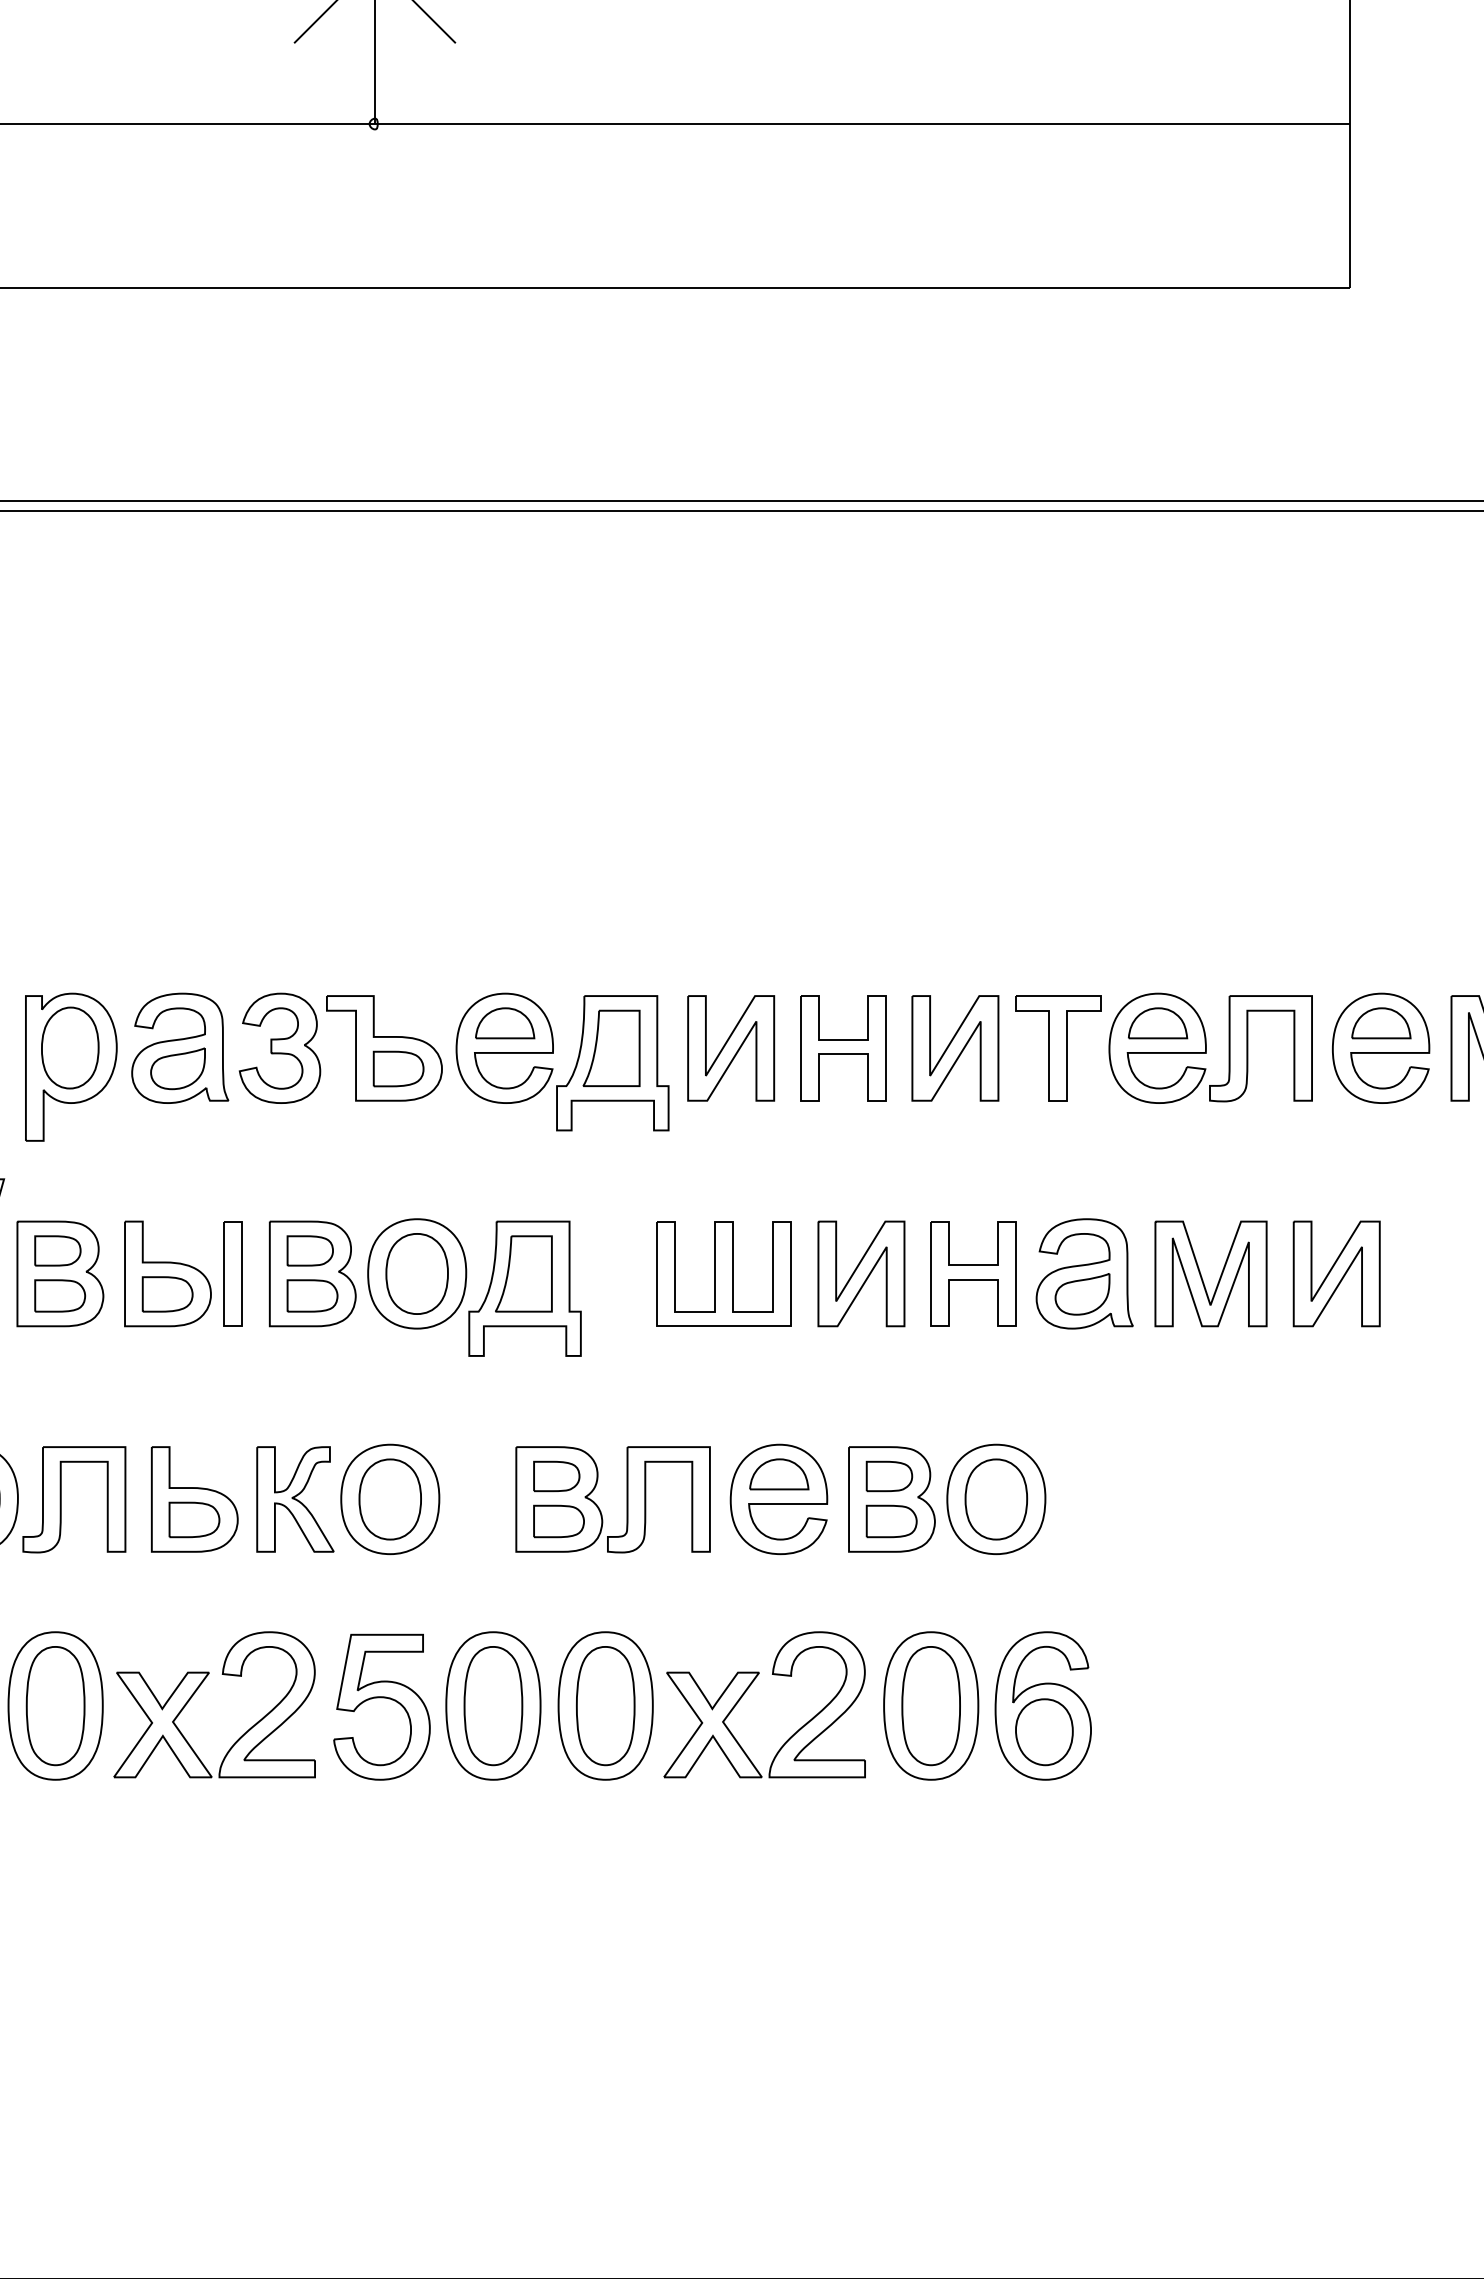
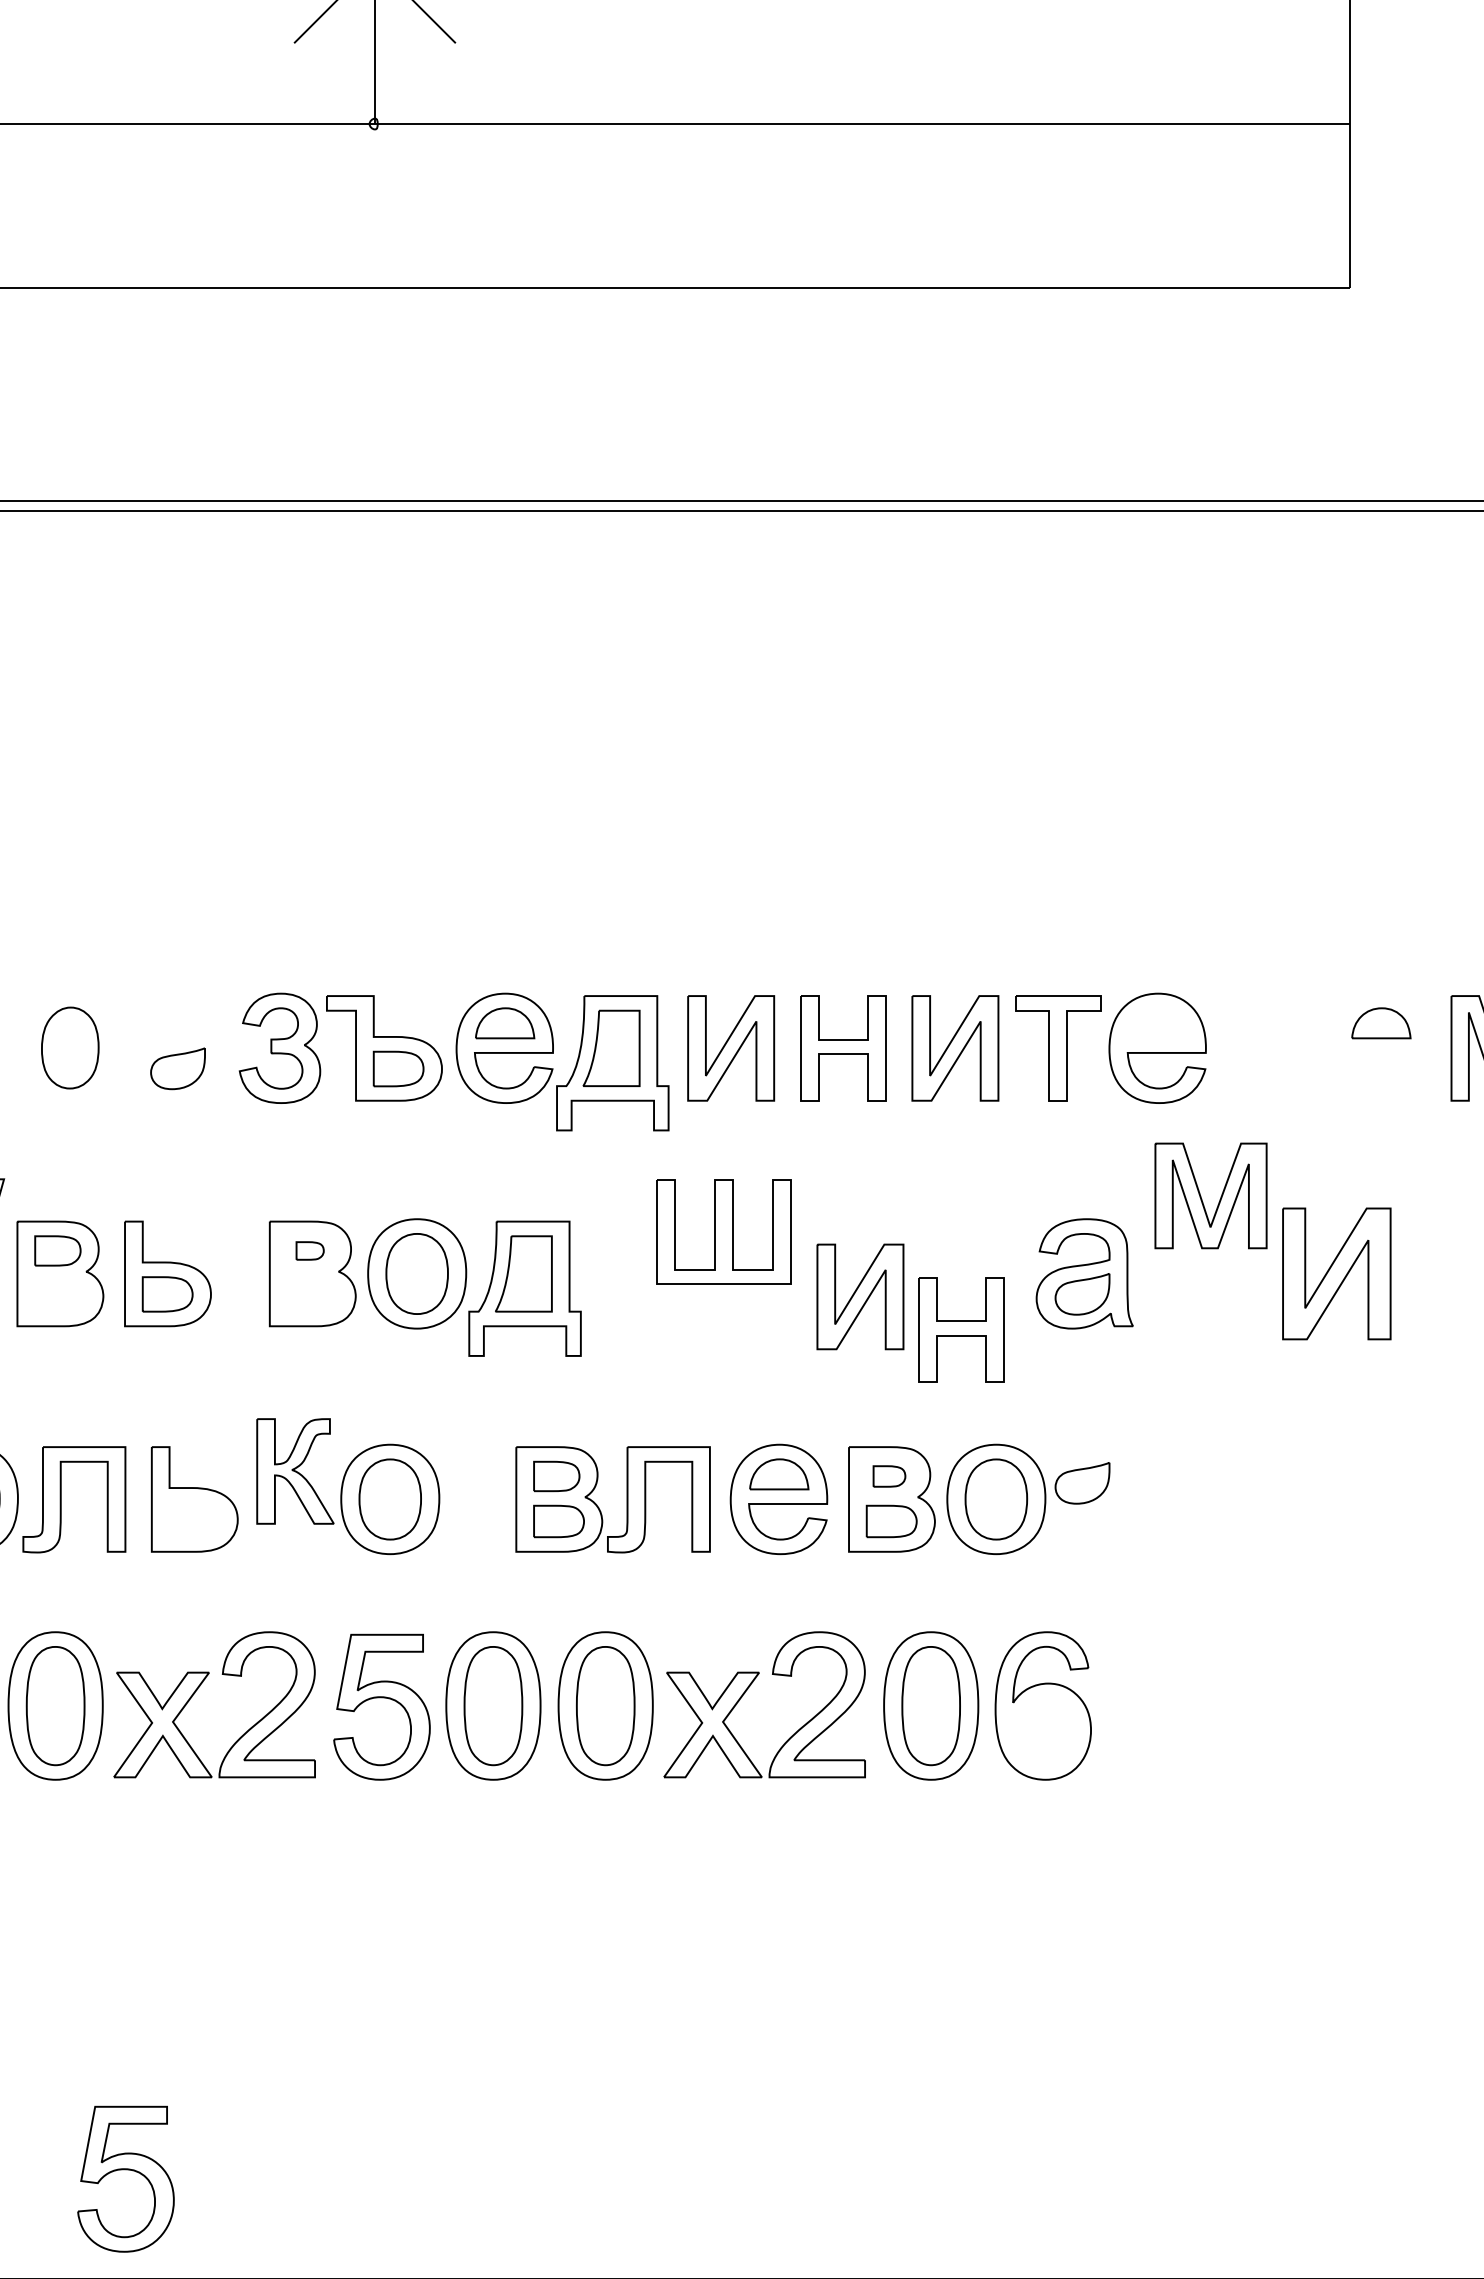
part: present -> none (1158, 1023)
part: present -> none (180, 1047)
part: present -> none (1381, 1047)
part: present -> none (1248, 1048)
part: present -> none (71, 1066)
part size: 48x32 px -> 30x20 px (309, 1250)
part: present -> none (232, 1273)
part position: (723, 1273) -> (723, 1231) (723, 1231)
part position: (861, 1273) -> (860, 1296) (860, 1296)
part position: (973, 1273) -> (961, 1329) (961, 1329)
part size: 89x108 px -> 110x134 px (1336, 1273)
part position: (1202, 1277) -> (1202, 1199) (1202, 1199)
part: present -> none (60, 1295)
part: present -> none (312, 1295)
part size: 49x33 px -> 35x23 px (889, 1476)
part: none -> present (1082, 1483)
part position: (295, 1499) -> (295, 1471) (295, 1471)
part: present -> none (194, 1519)
part: present -> none (1044, 1732)
part: none -> present (125, 2170)
